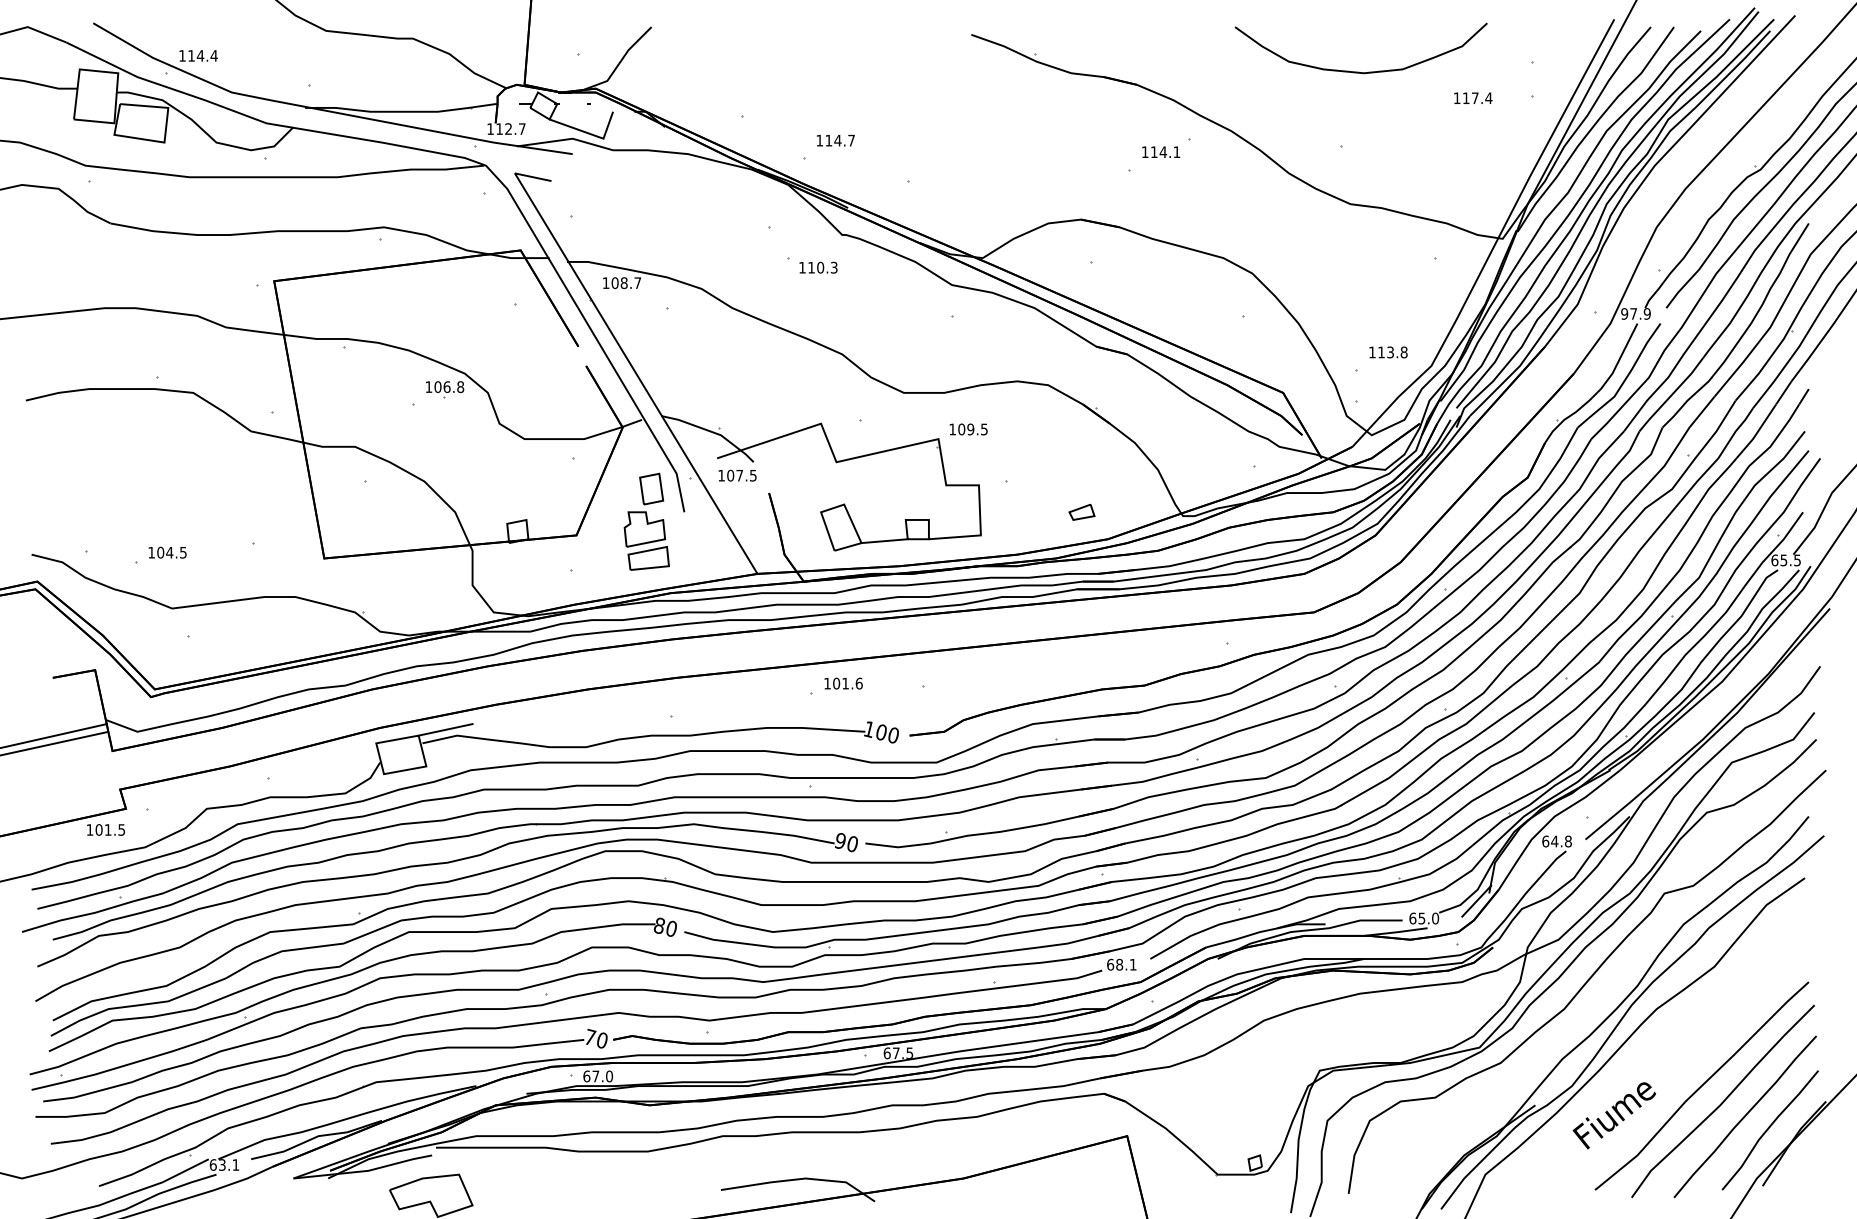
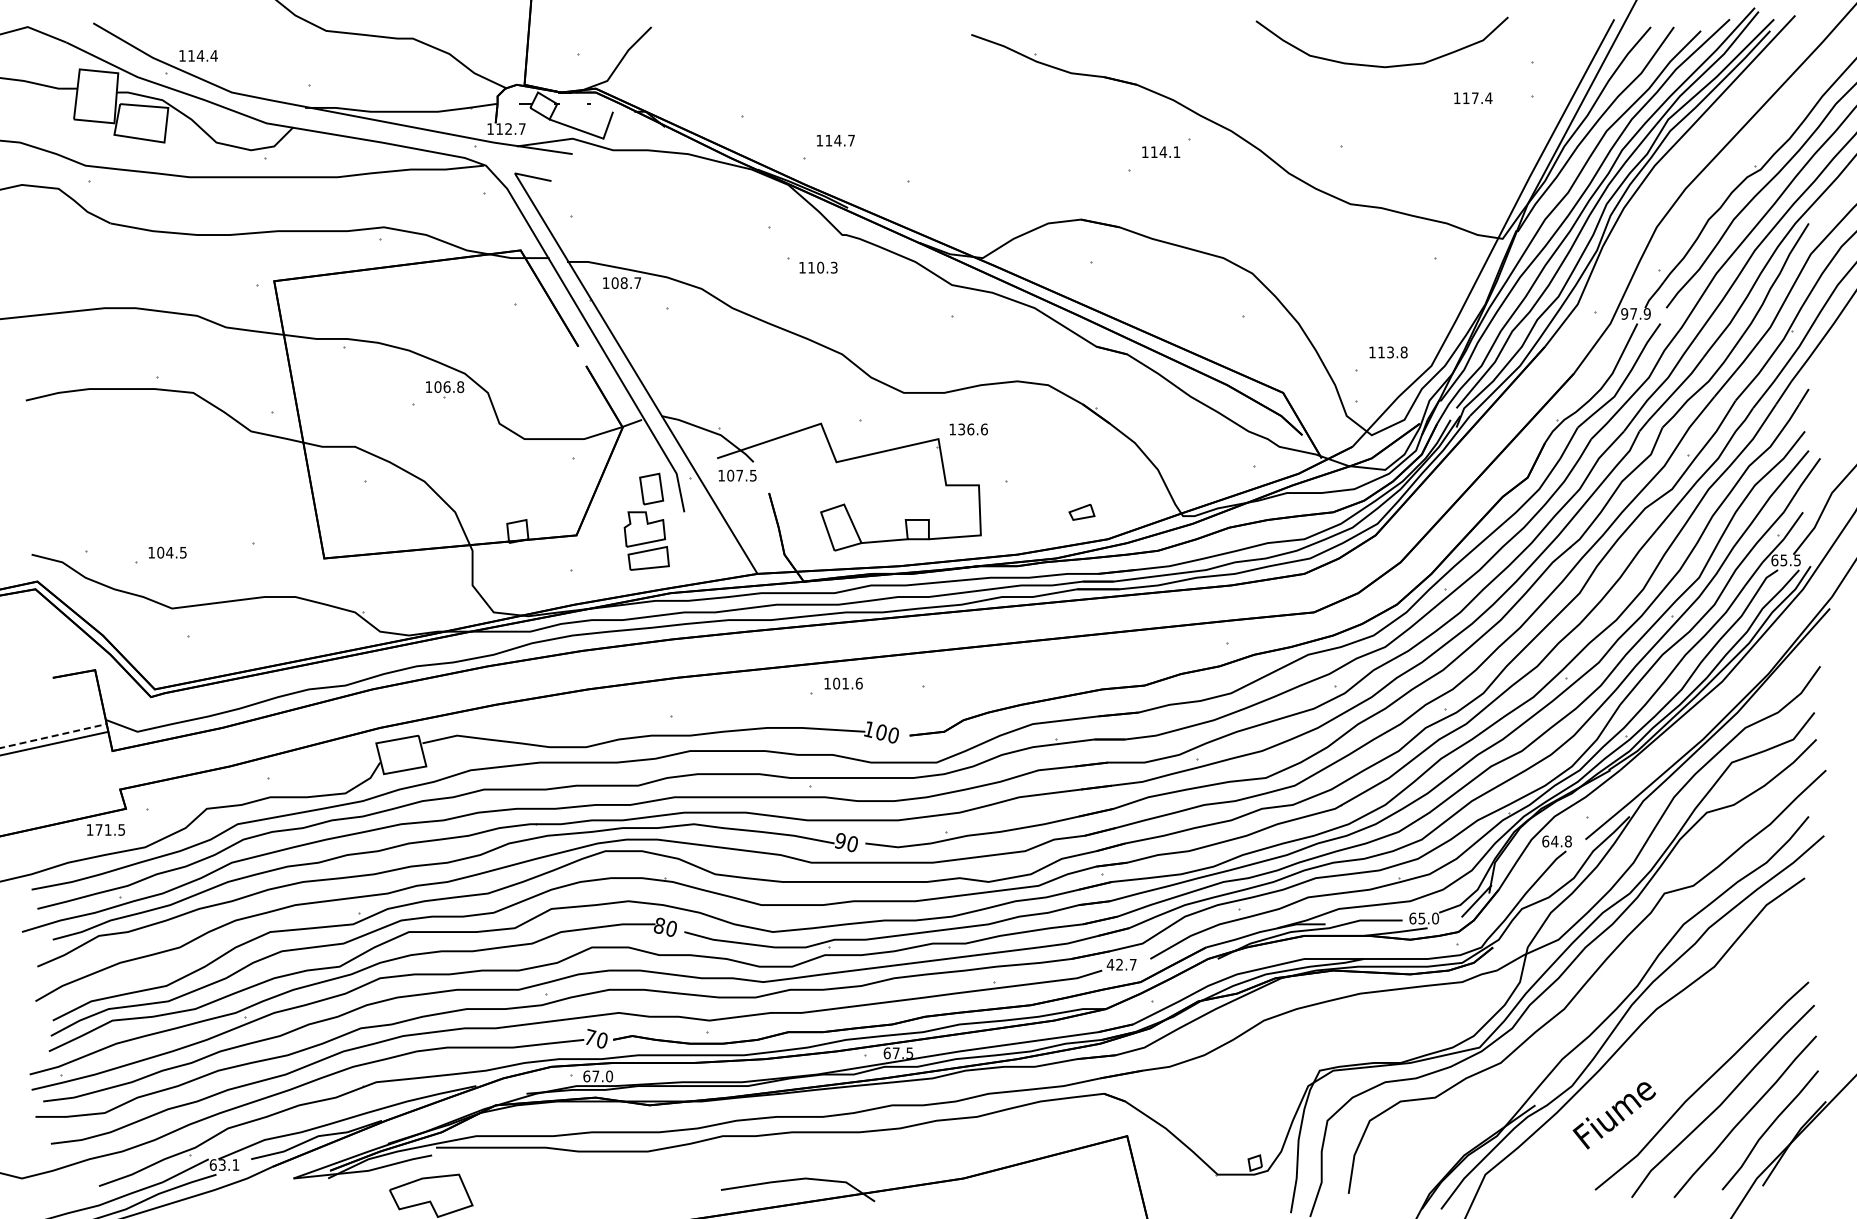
curve position: (1359, 71) -> (1380, 65) (1380, 65)
text: 109.5 -> 136.6 (972, 429)
line: present -> none (445, 729)
line: solid -> dashed (54, 735)
text: 101.5 -> 171.5 (98, 829)
text: 68.1 -> 42.7 (1121, 964)
